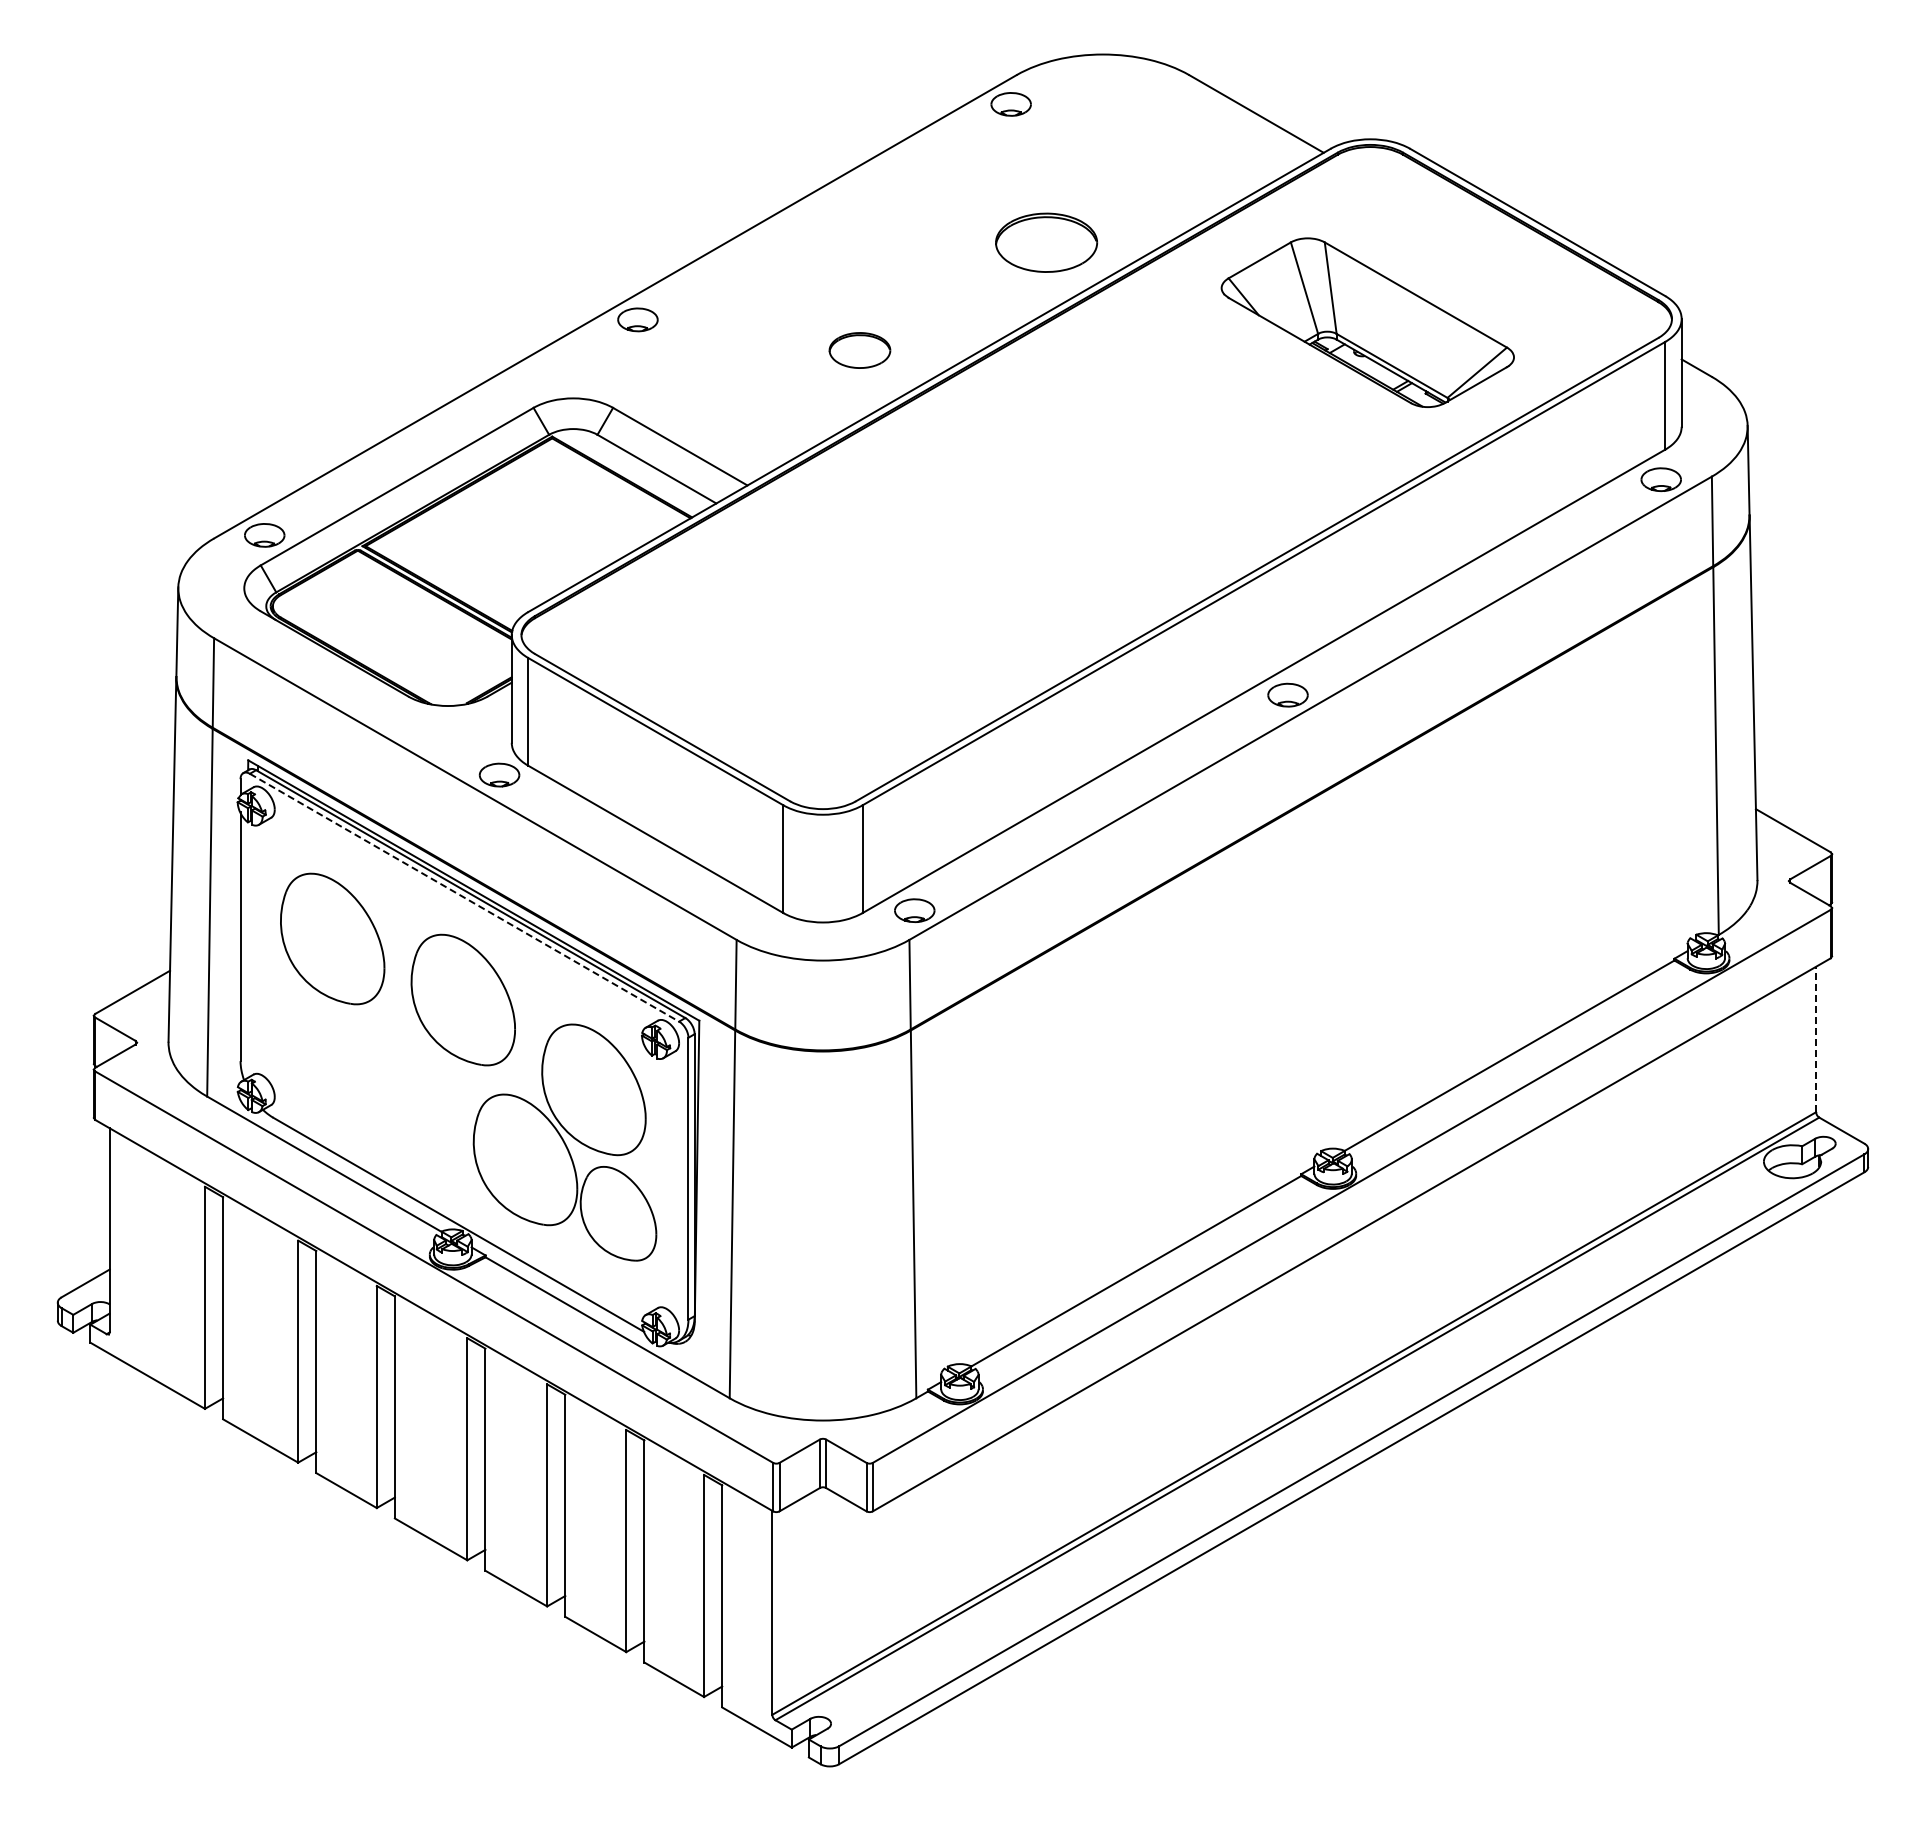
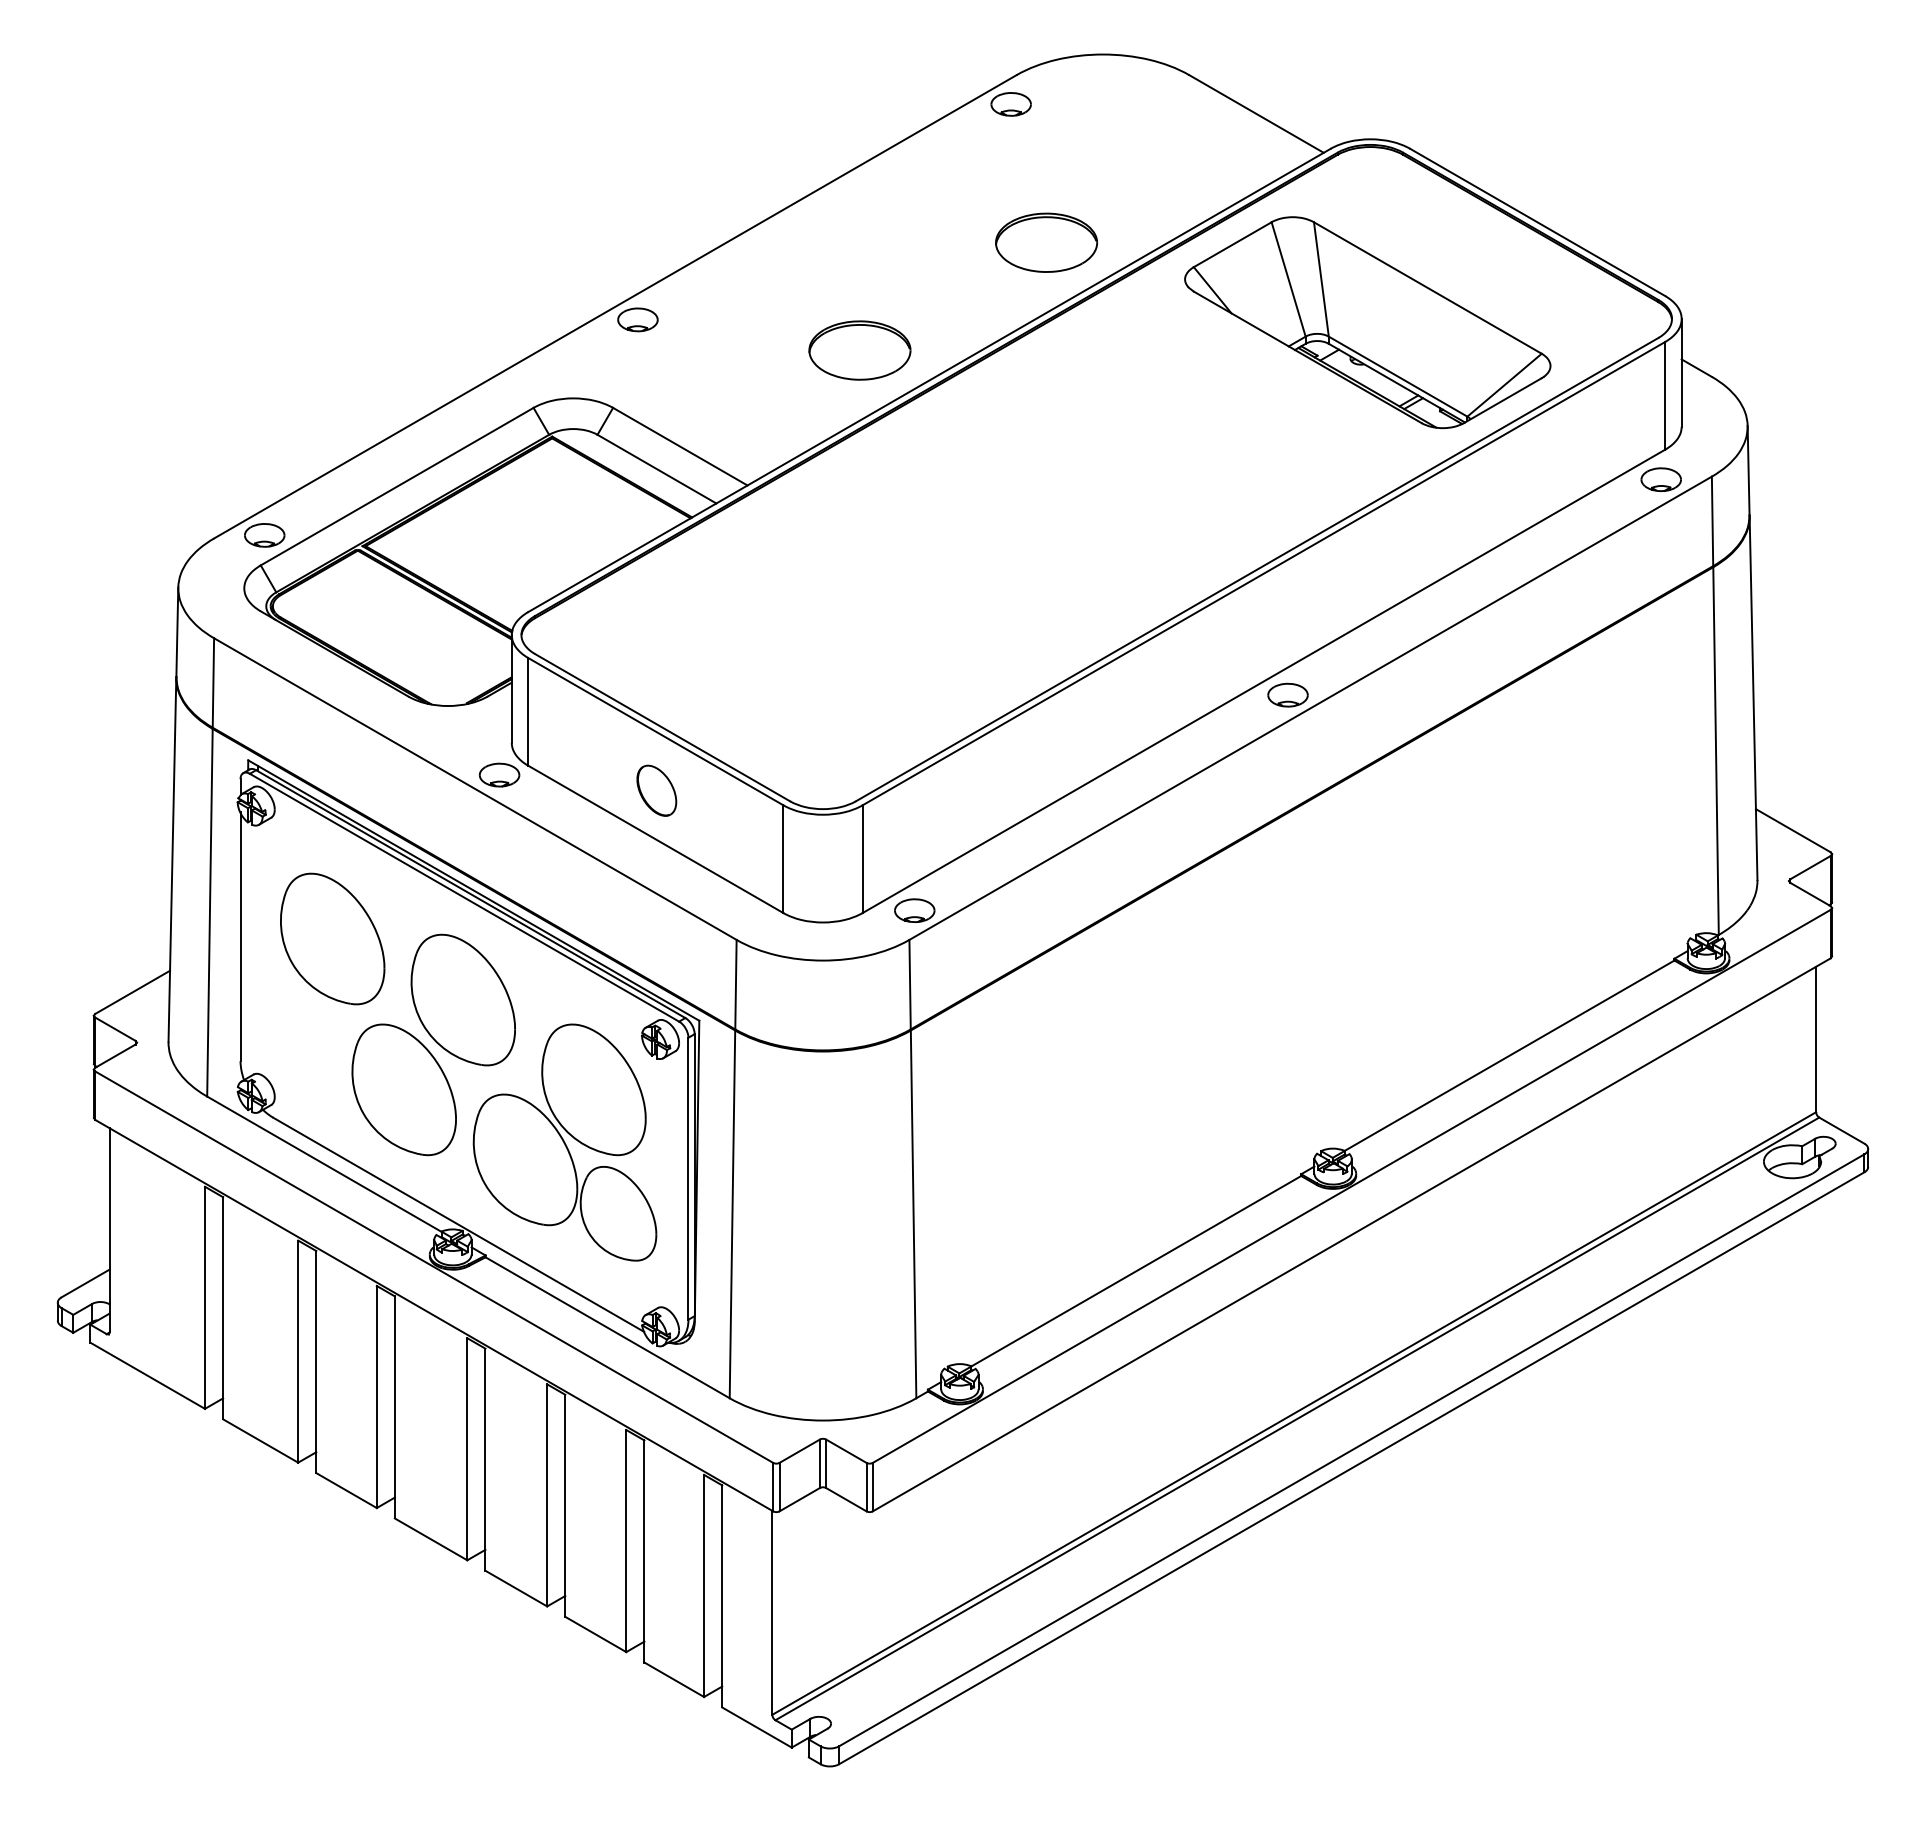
part size: 295x171 px -> 368x214 px (1367, 322)
part size: 64x37 px -> 104x61 px (859, 350)
part: none -> present (656, 790)
line: dashed -> solid (464, 897)
line: dashed -> solid (1816, 1039)
part: none -> present (403, 1089)
